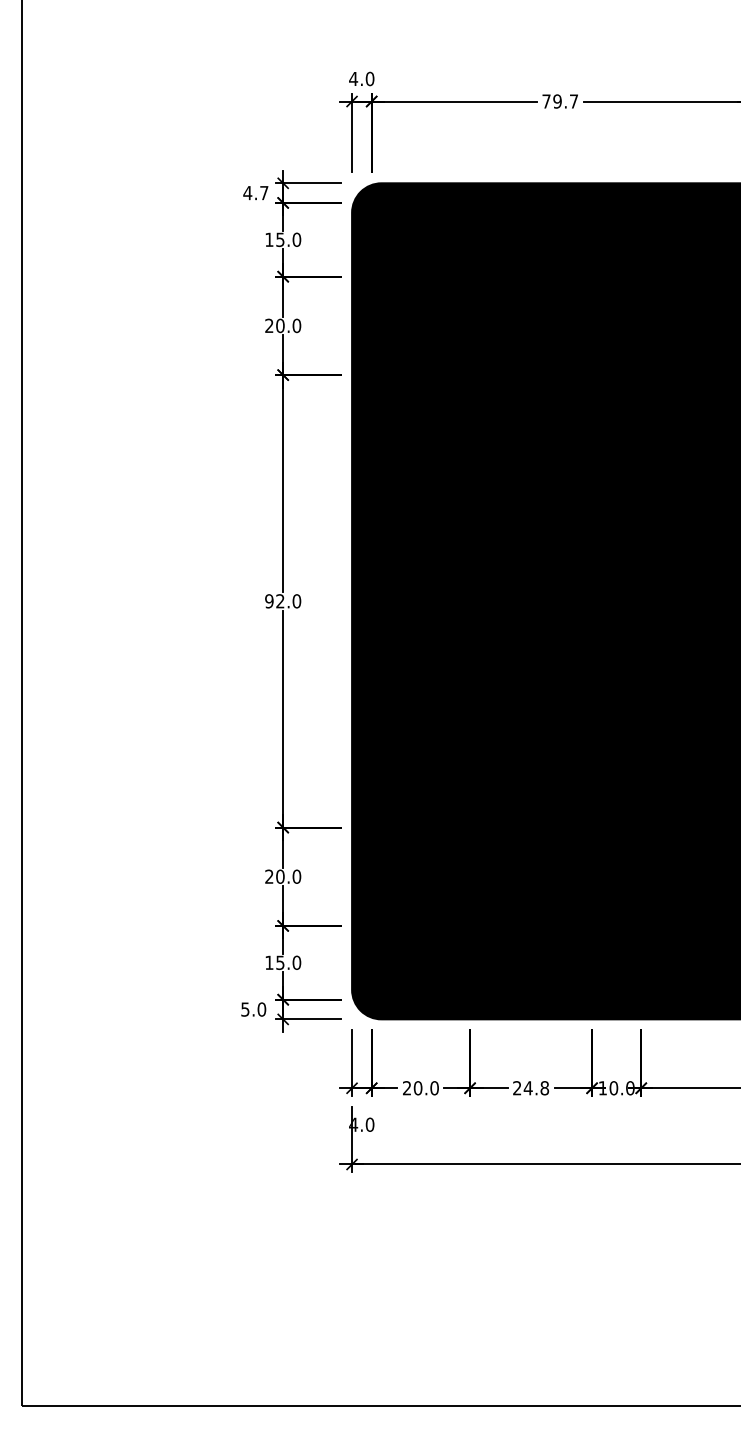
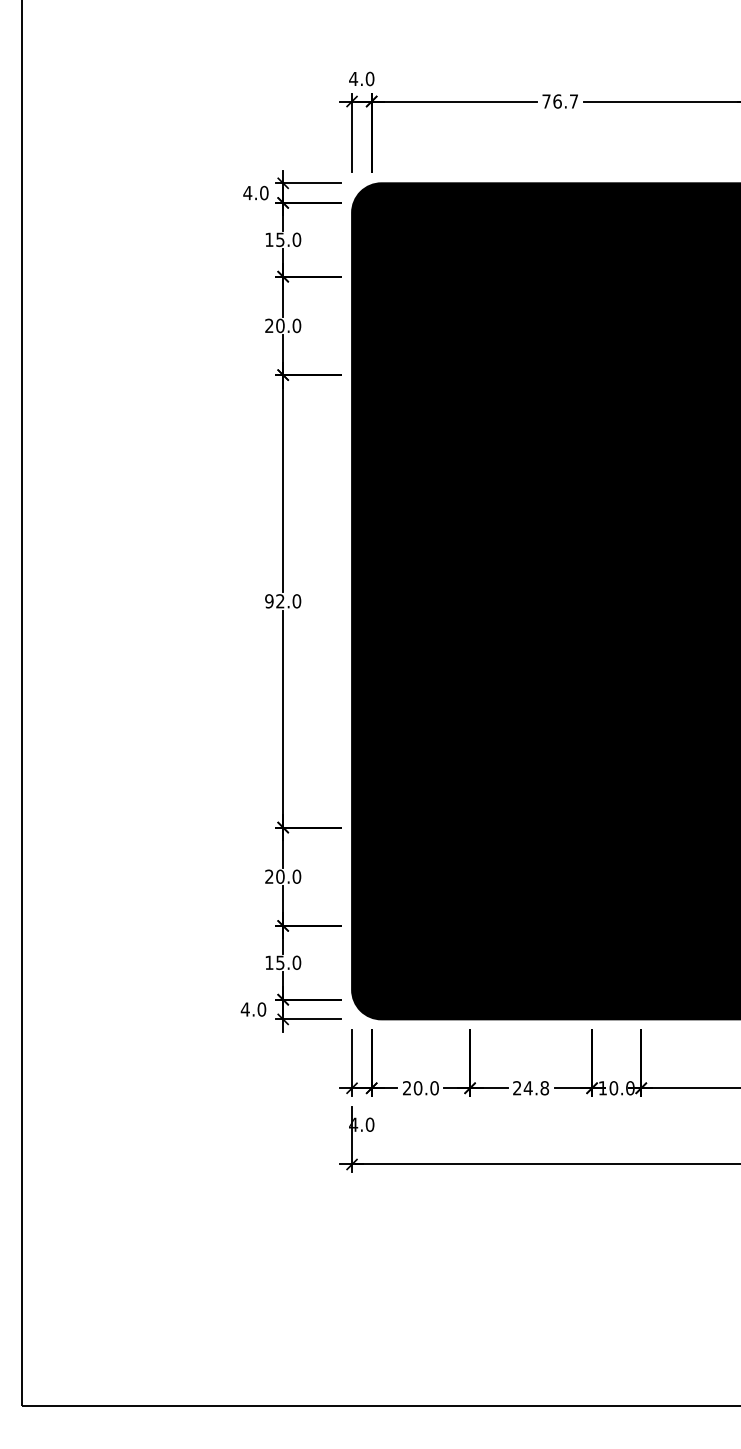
text: 79.7 -> 76.7 (557, 101)
text: 4.7 -> 4.0 (264, 192)
text: 5.0 -> 4.0 (244, 1009)
